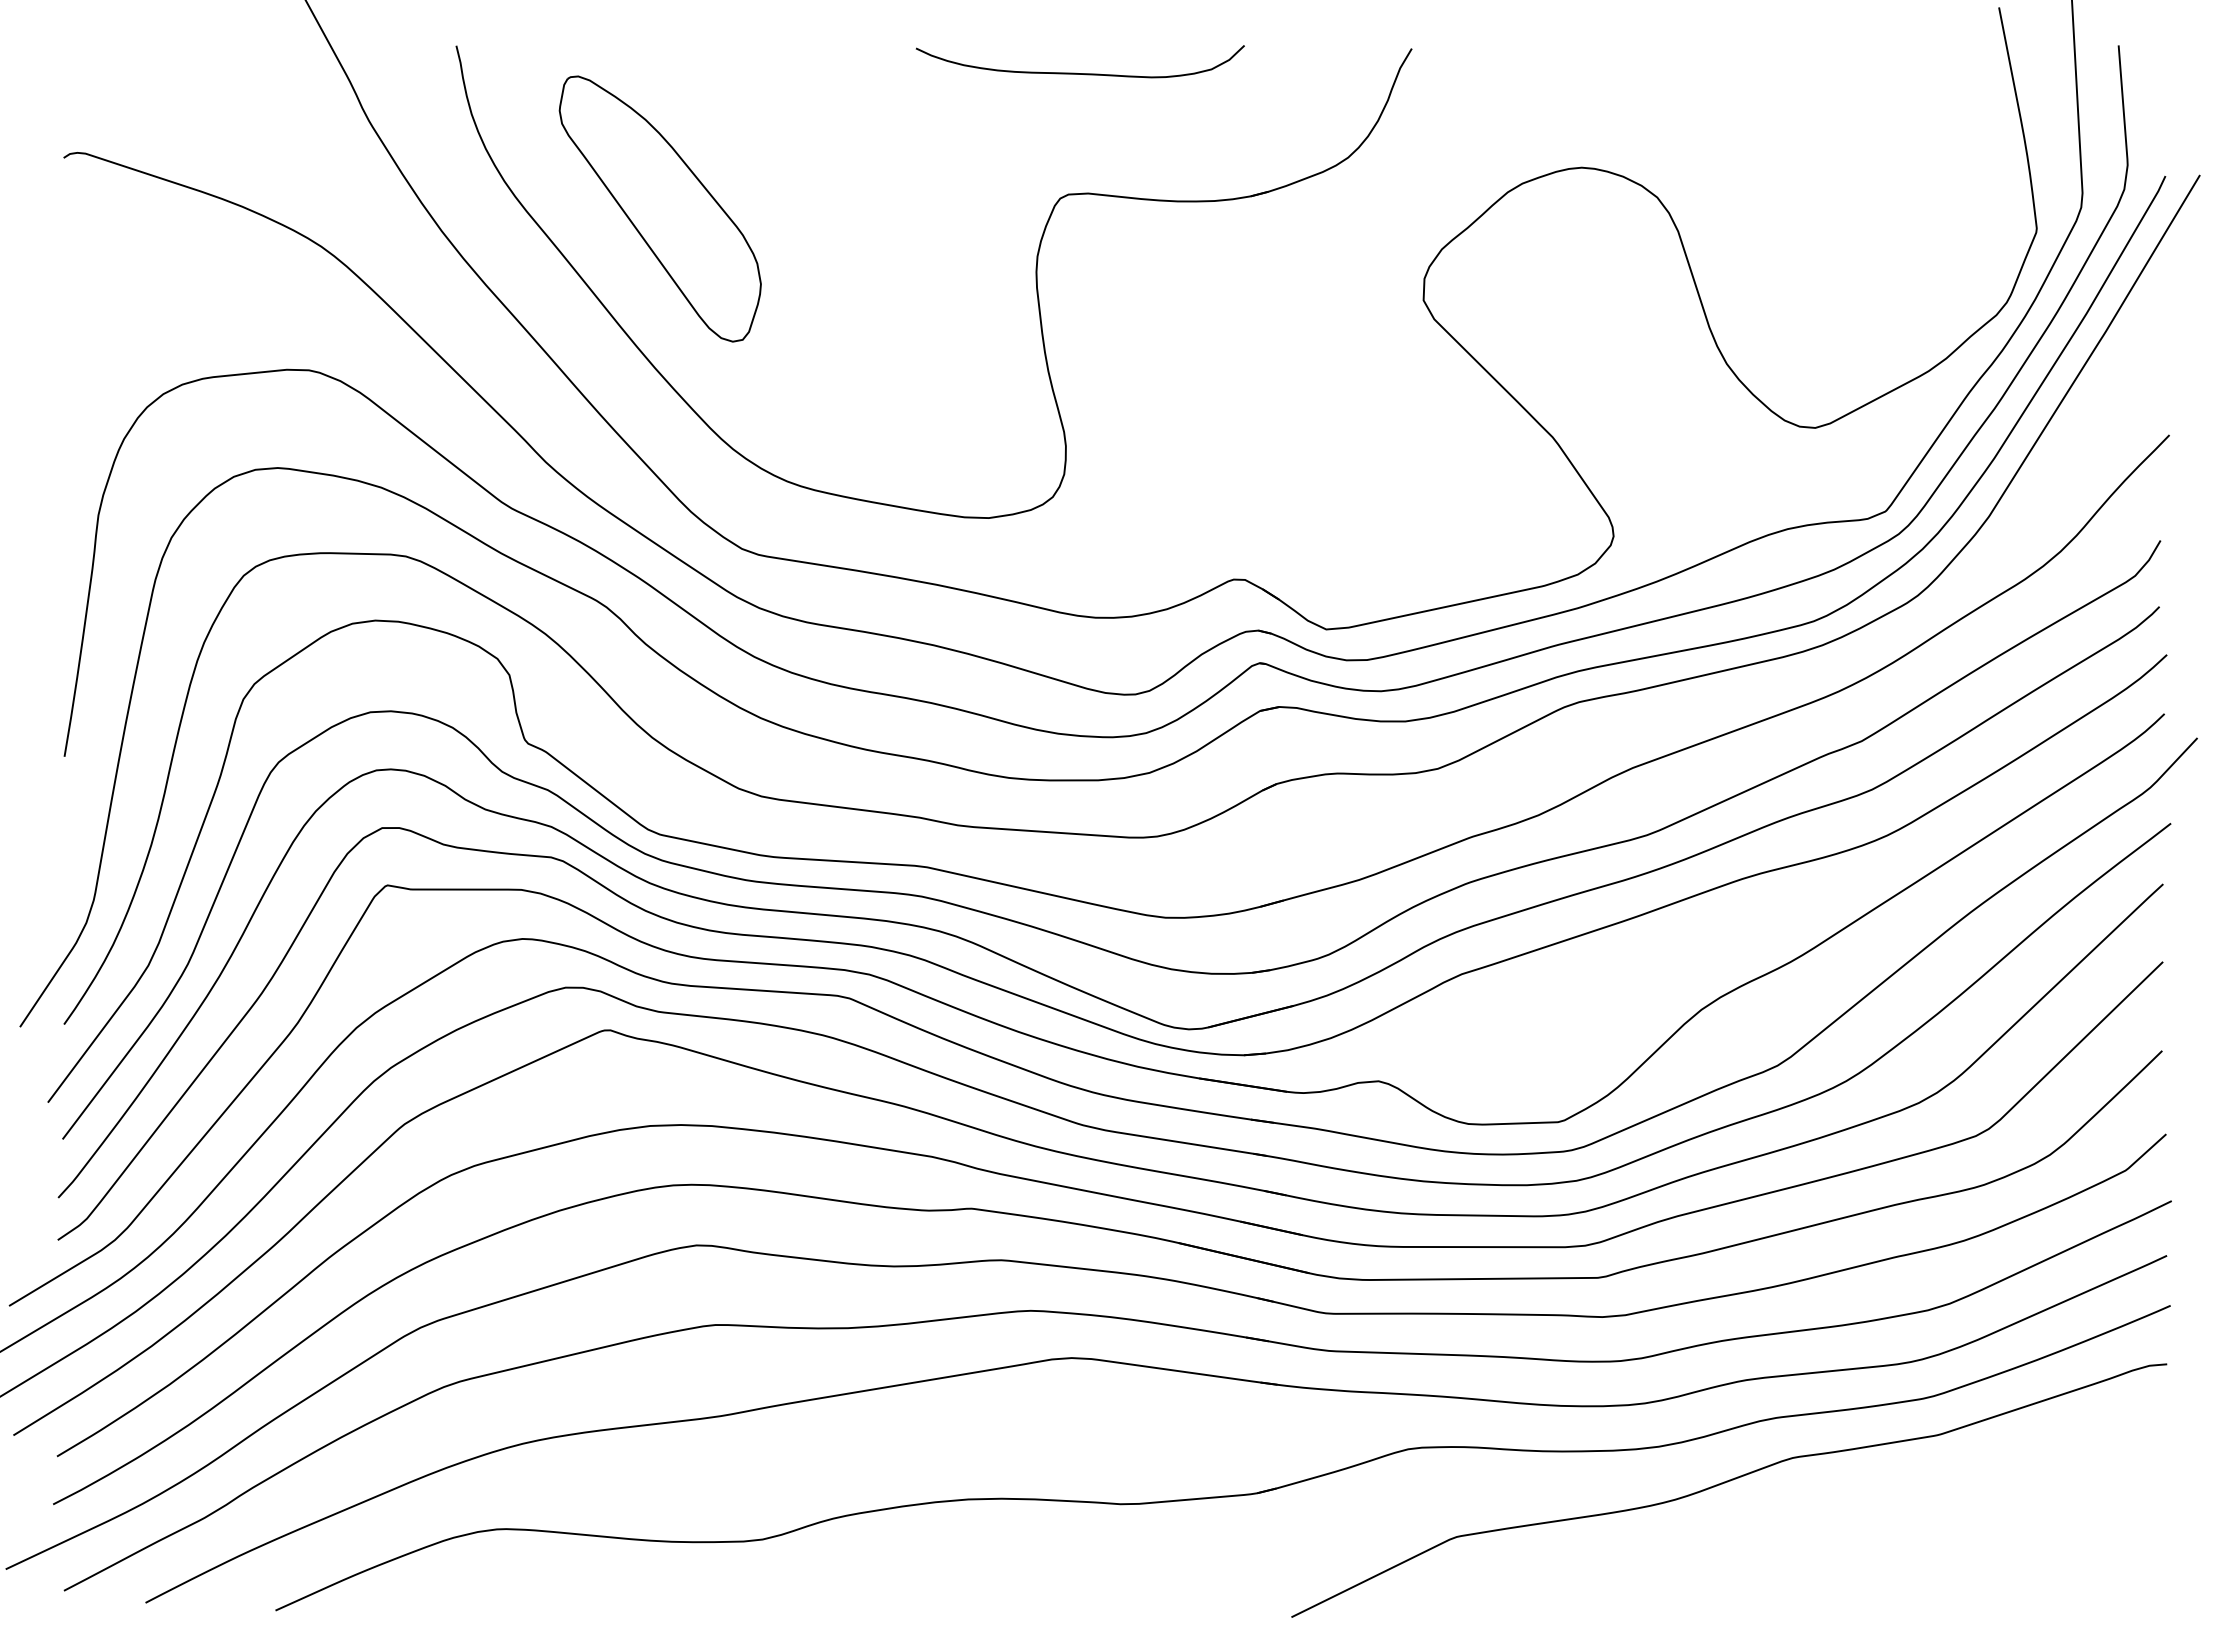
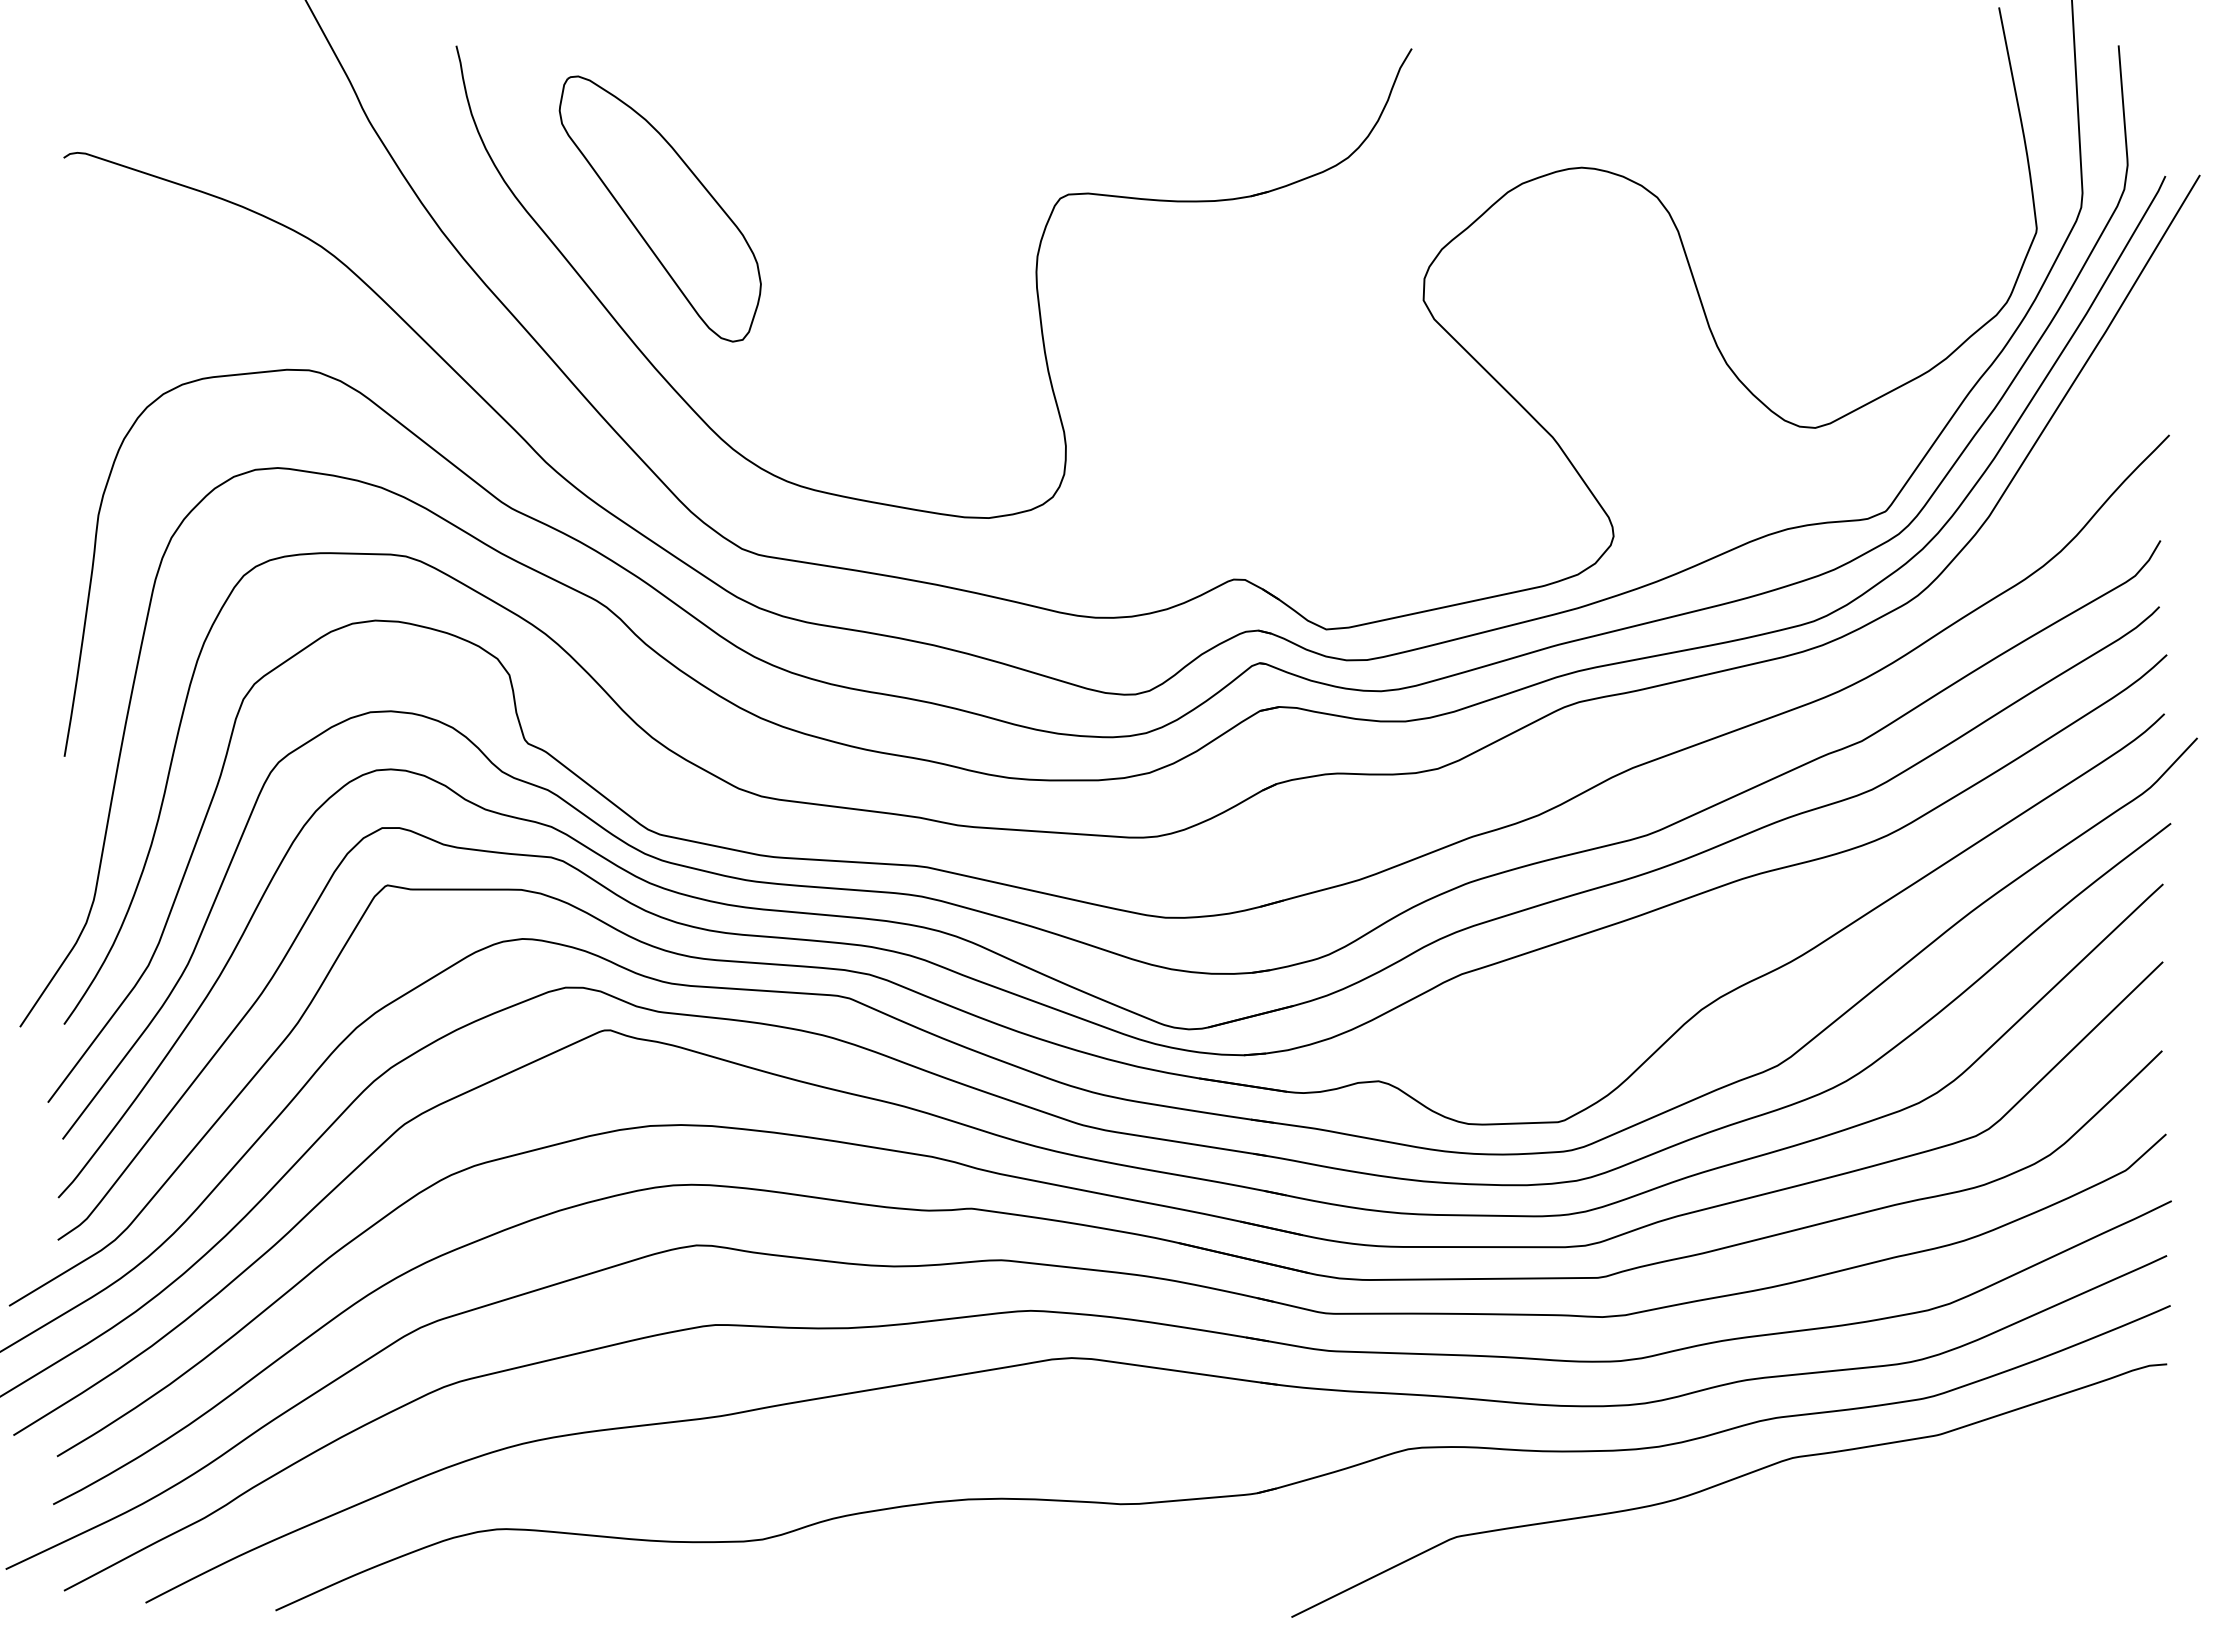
curve: present -> none (1075, 72)
